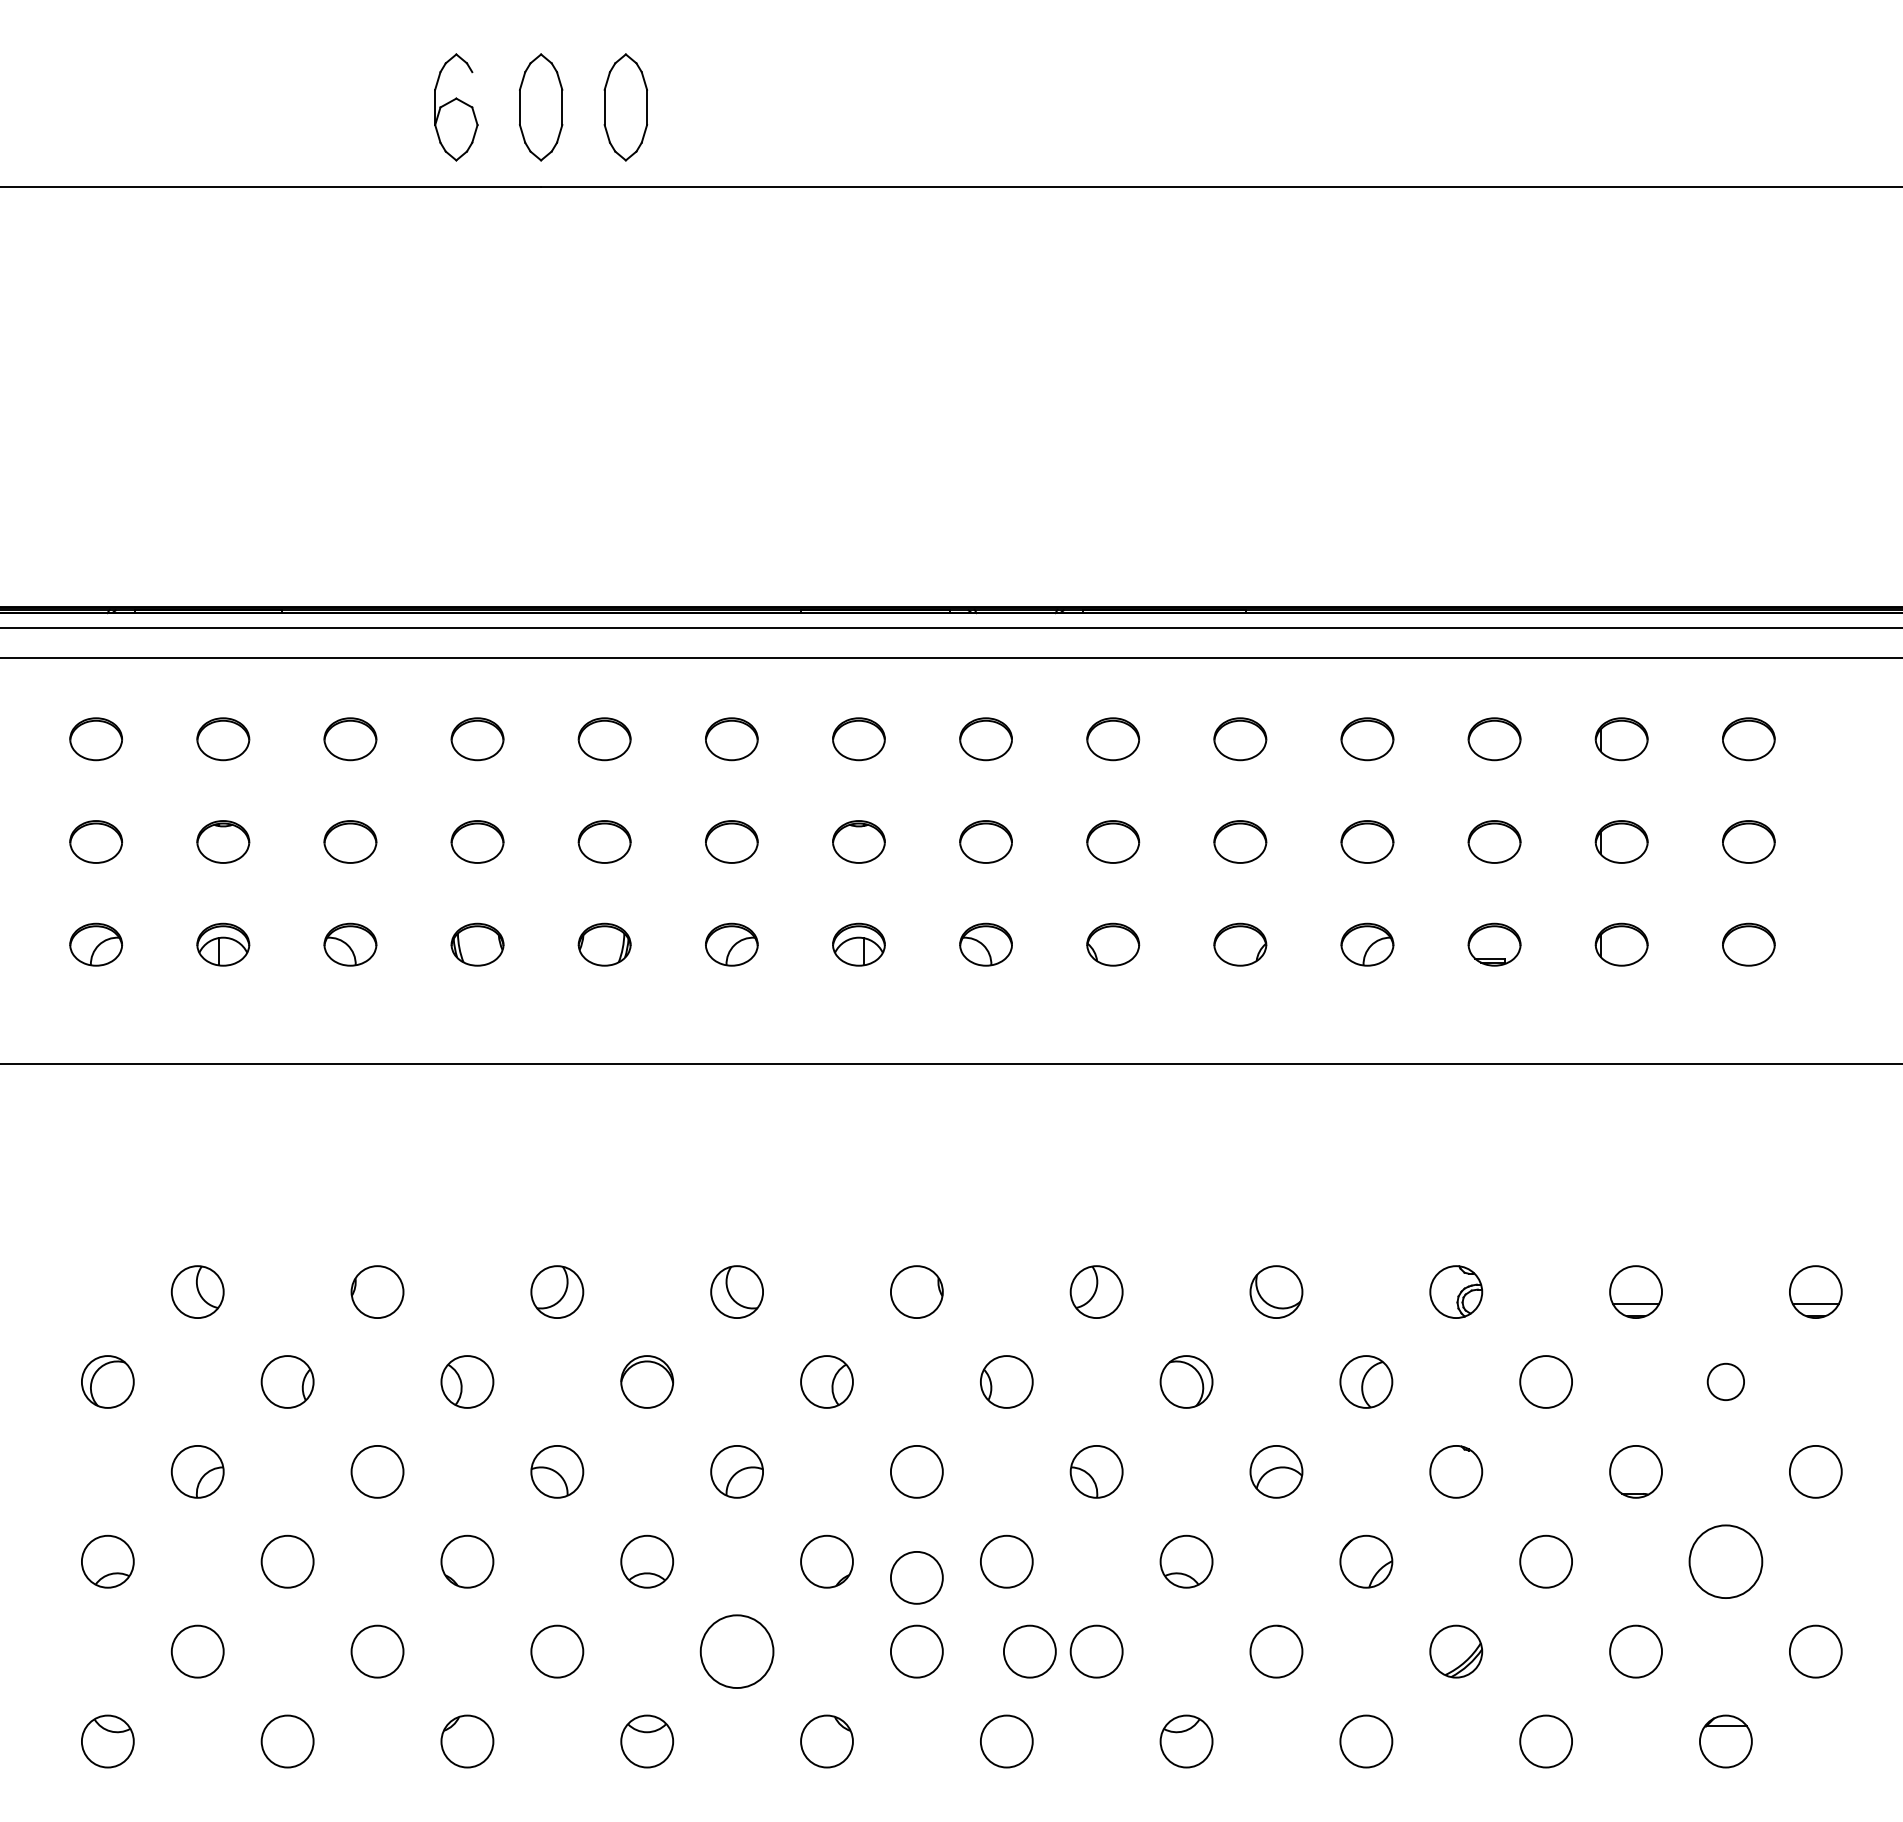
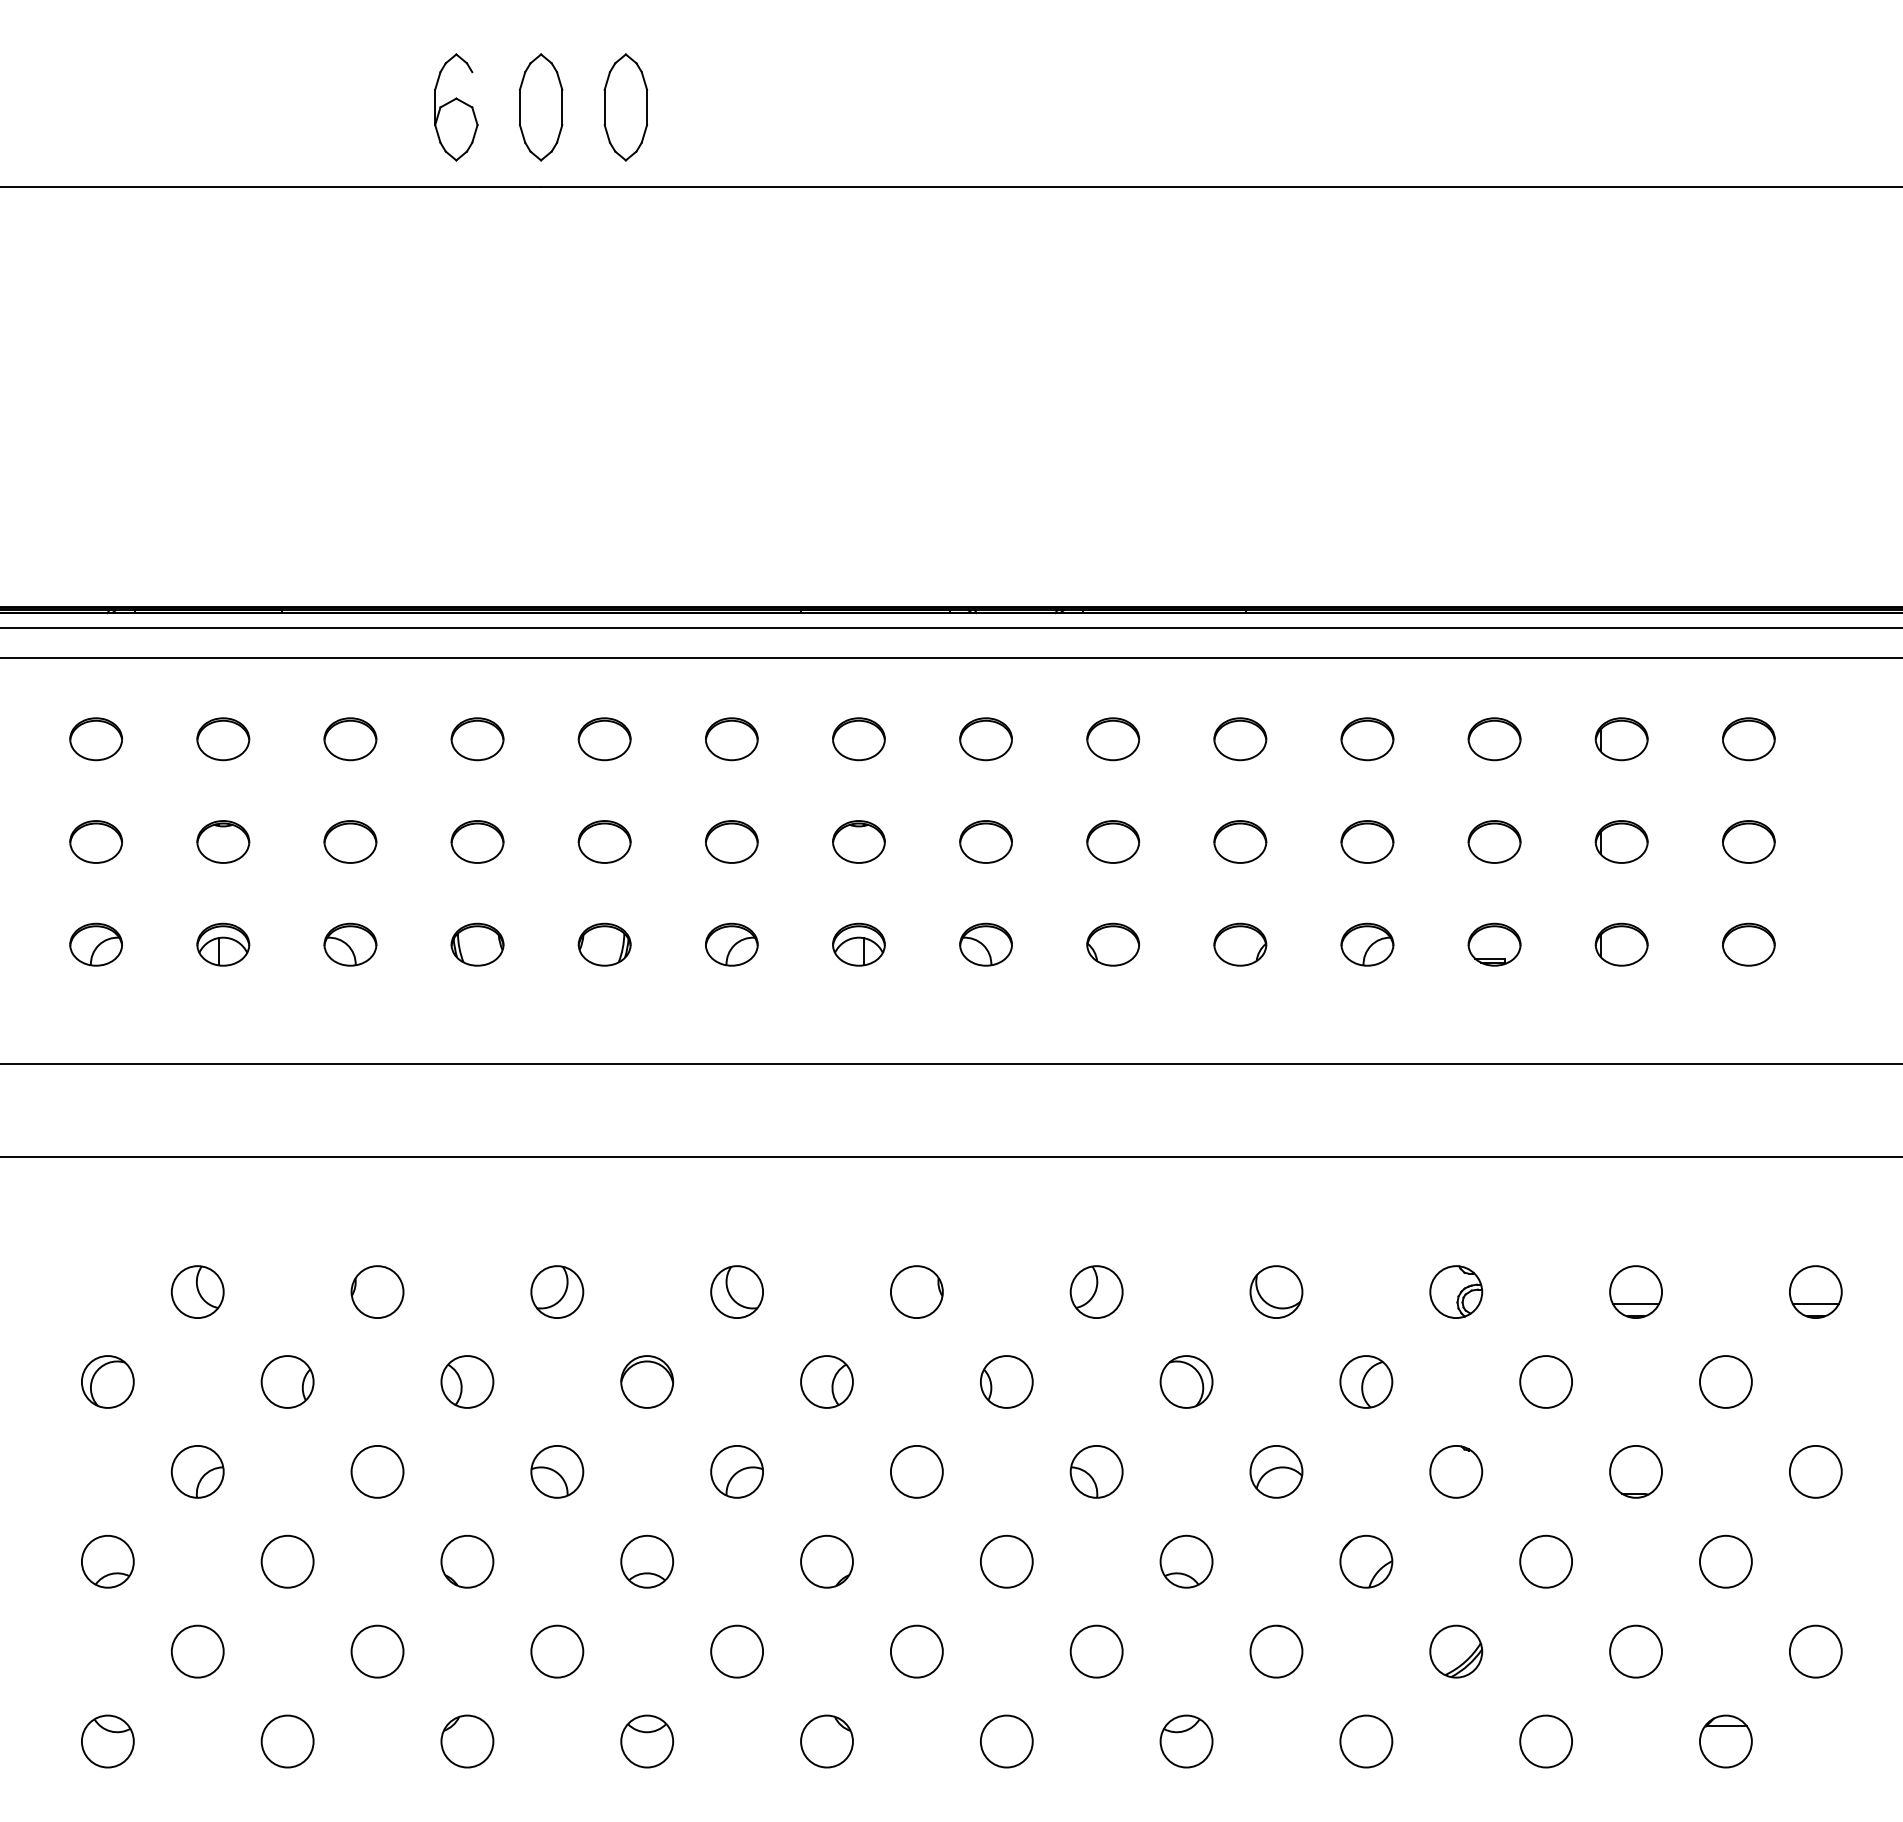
line: none -> present (950, 1157)
circle diameter: 36 px -> 52 px (1725, 1381)
circle diameter: 73 px -> 52 px (1725, 1561)
circle: present -> none (916, 1577)
circle diameter: 73 px -> 52 px (737, 1651)
circle: present -> none (1029, 1651)
